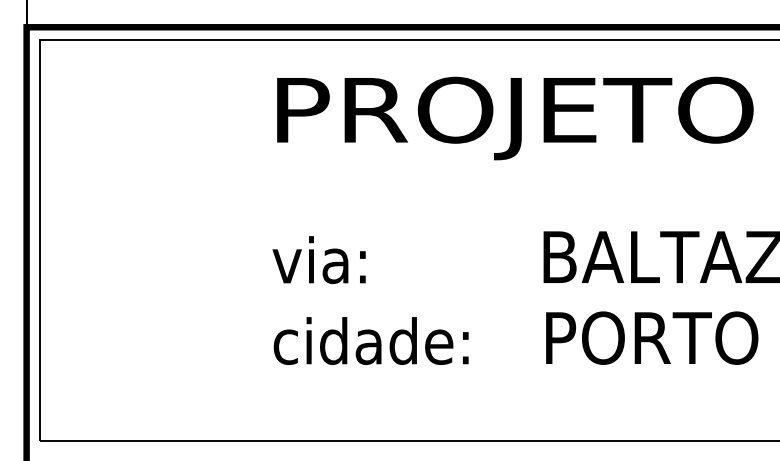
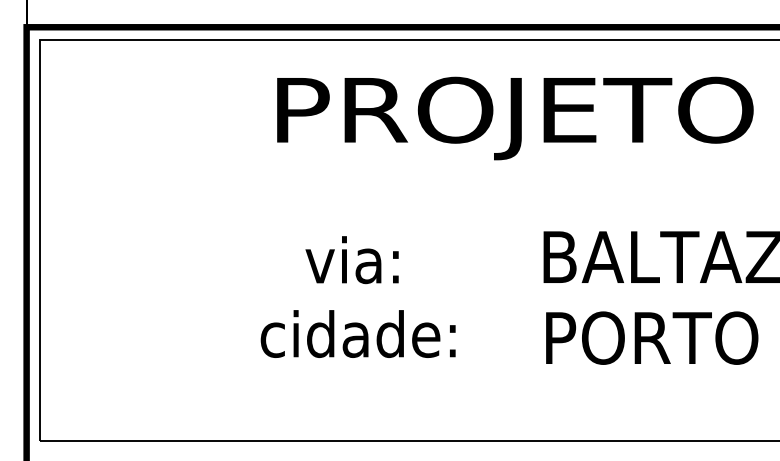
text position: (318, 260) -> (351, 260) (351, 260)
text position: (370, 340) -> (357, 333) (357, 333)
